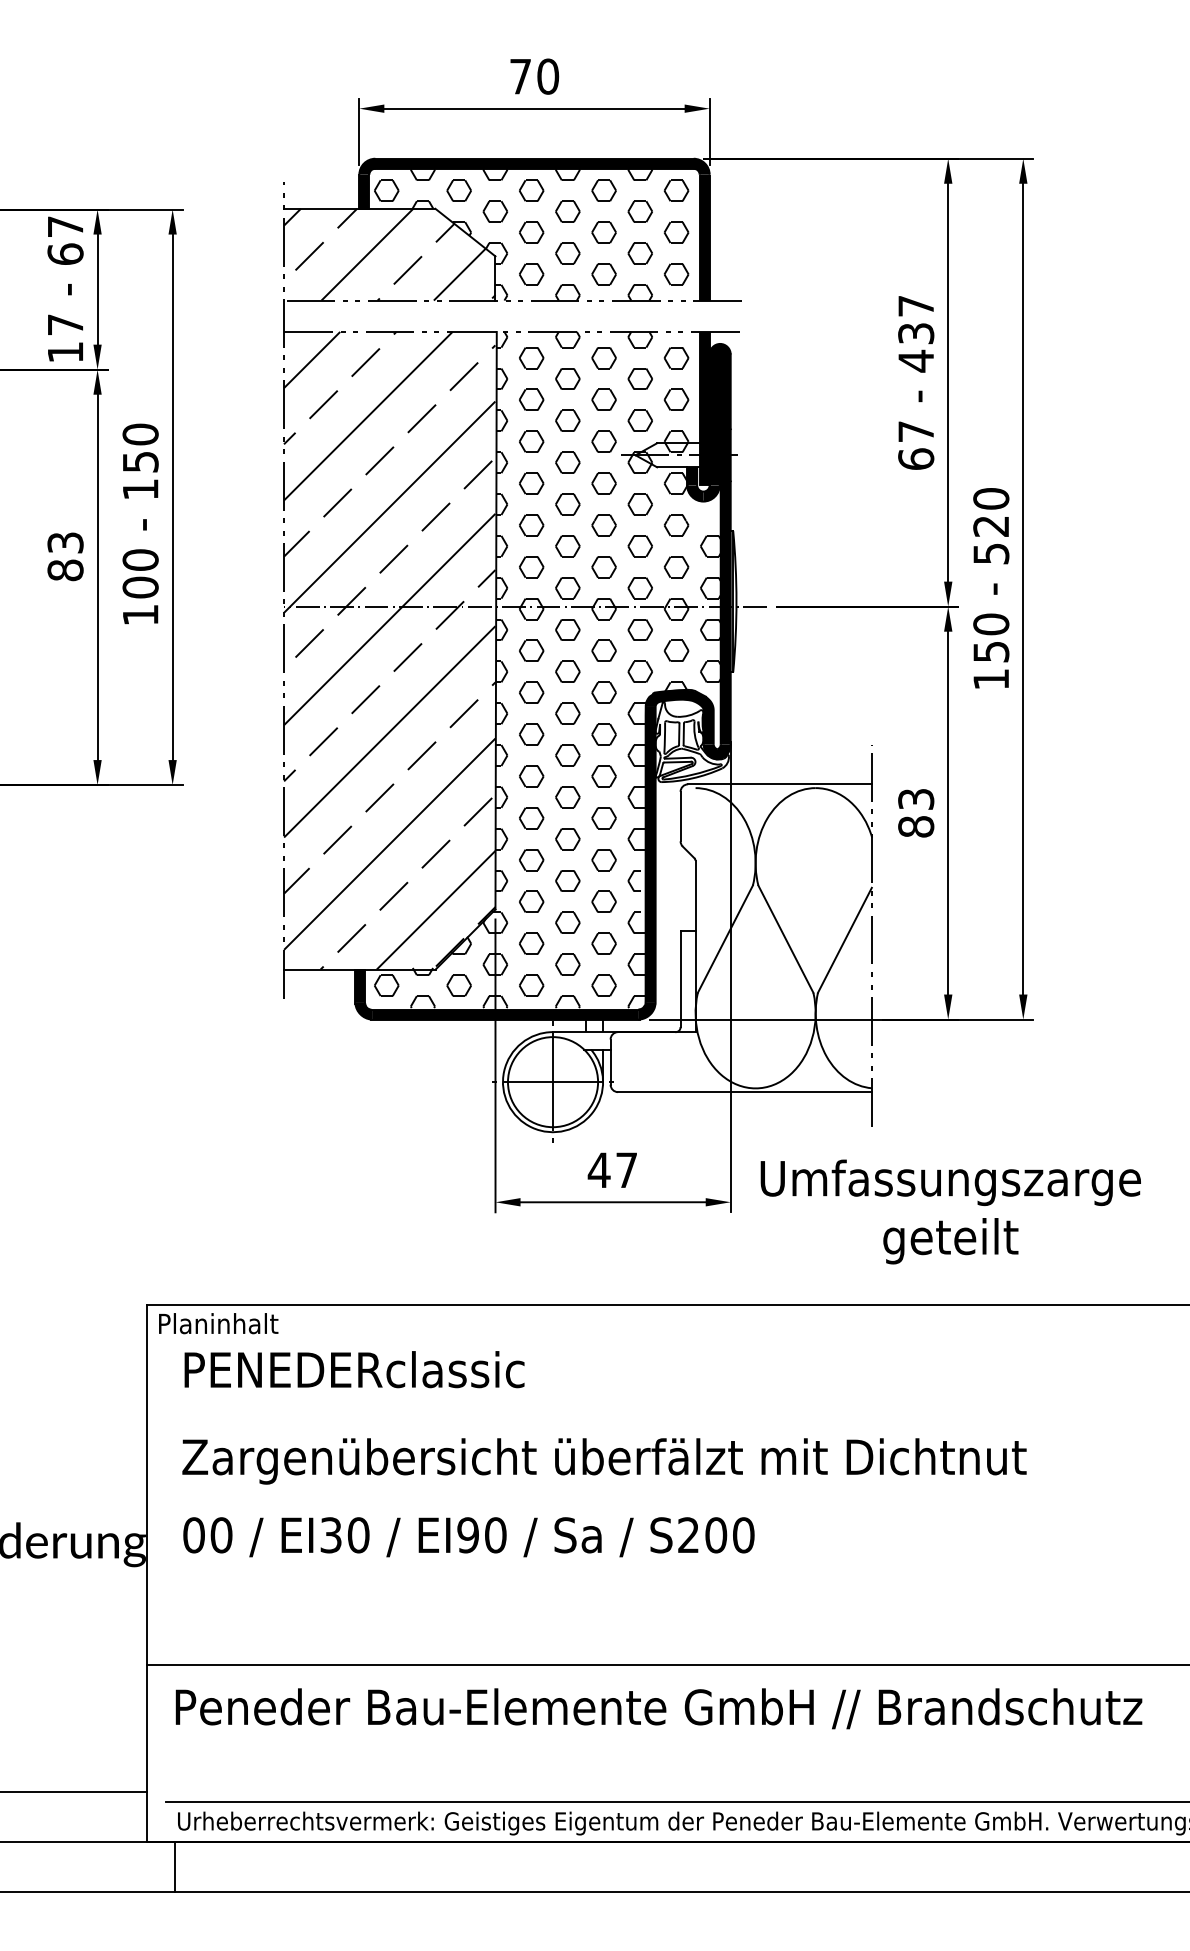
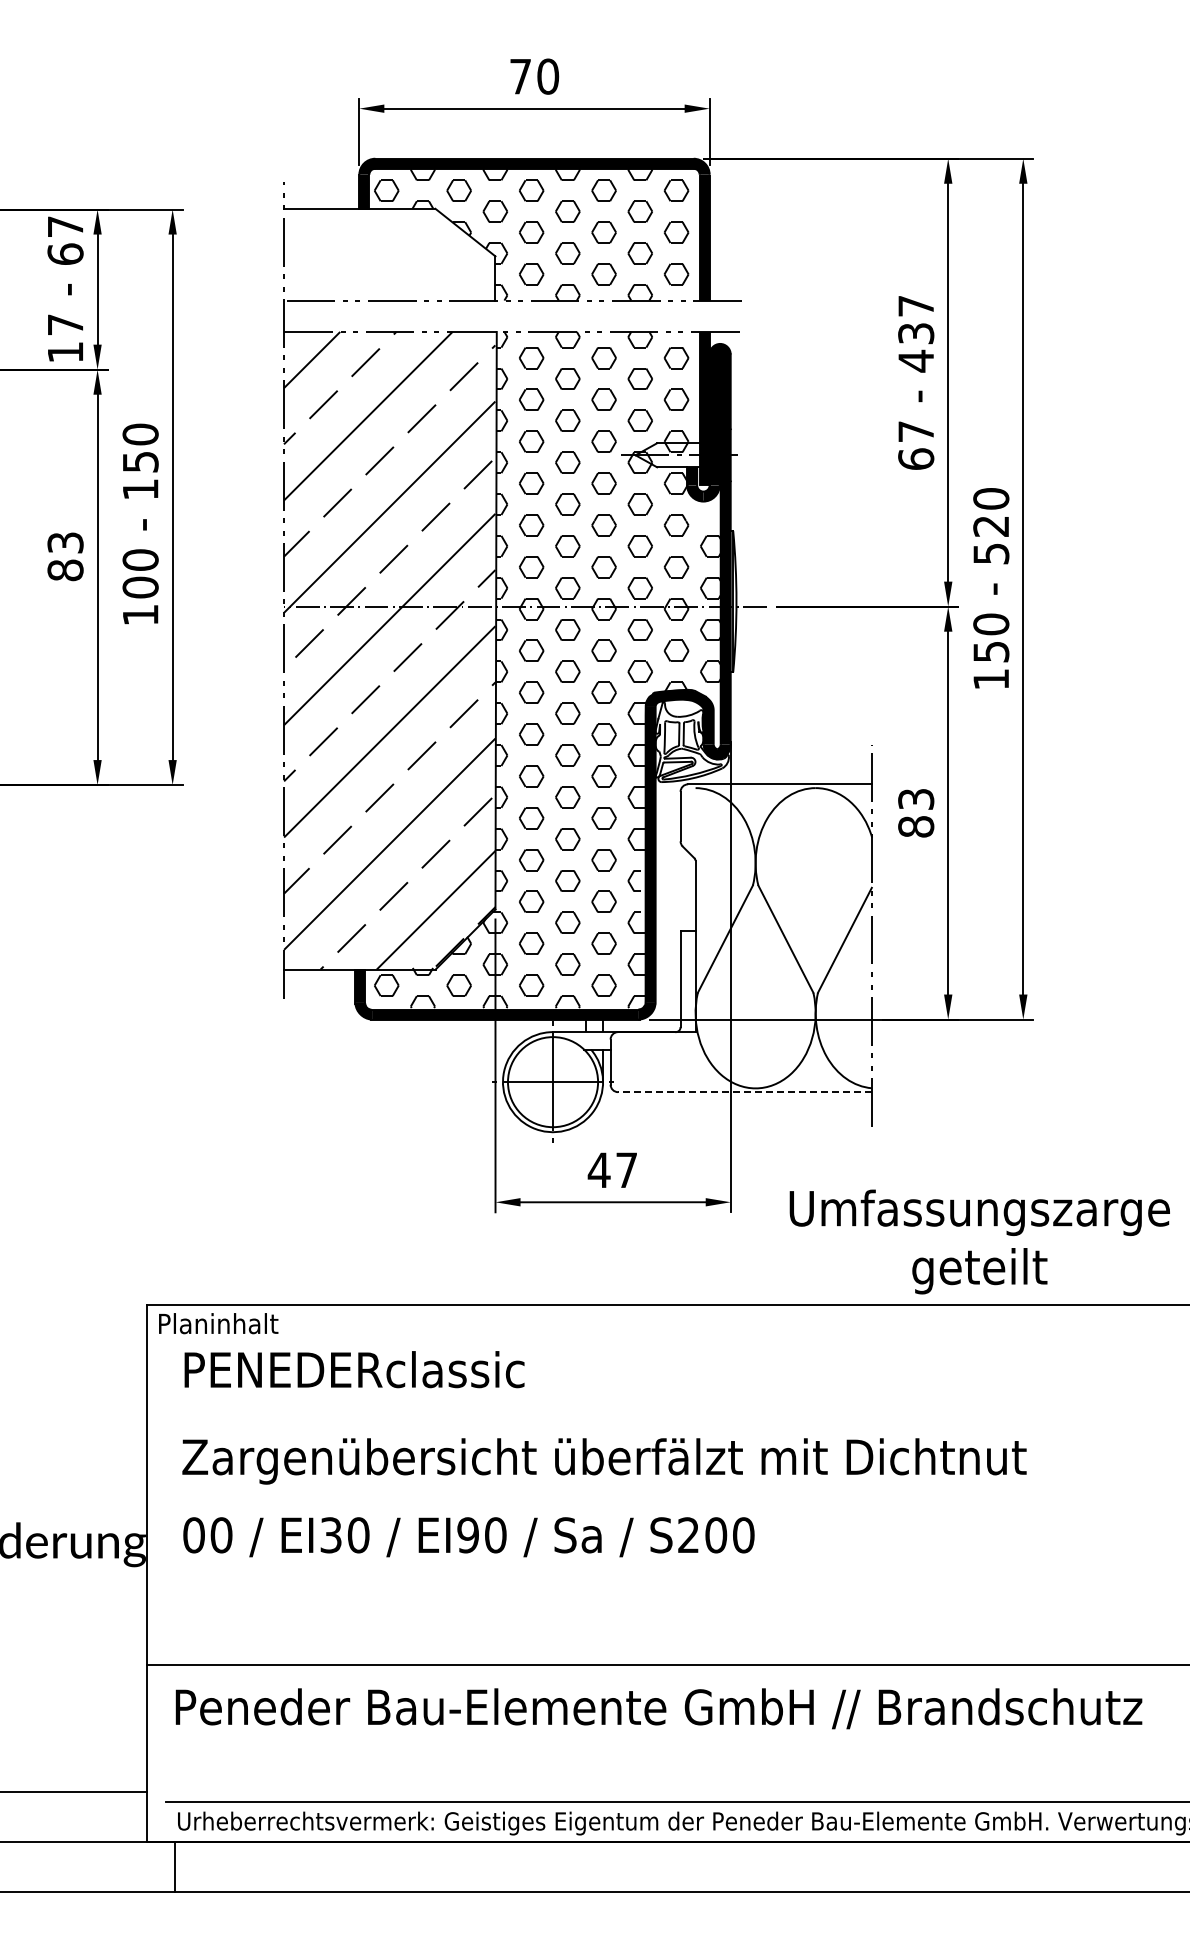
hatch: present -> none (389, 254)
line: solid -> dashed (744, 1092)
text position: (950, 1211) -> (979, 1241) (979, 1241)
